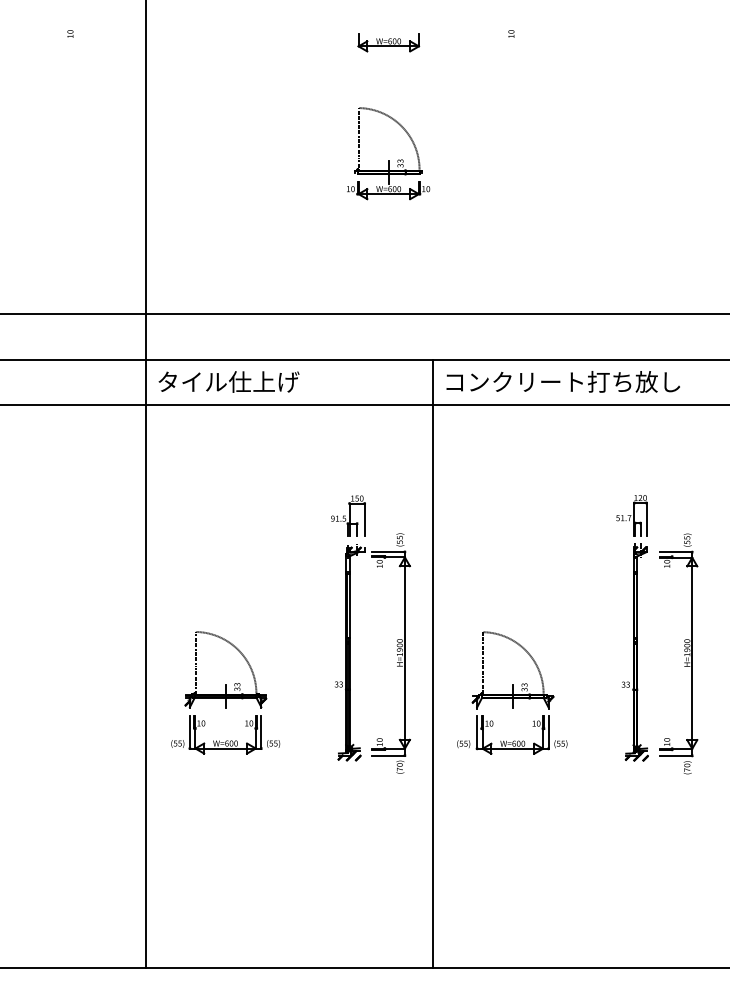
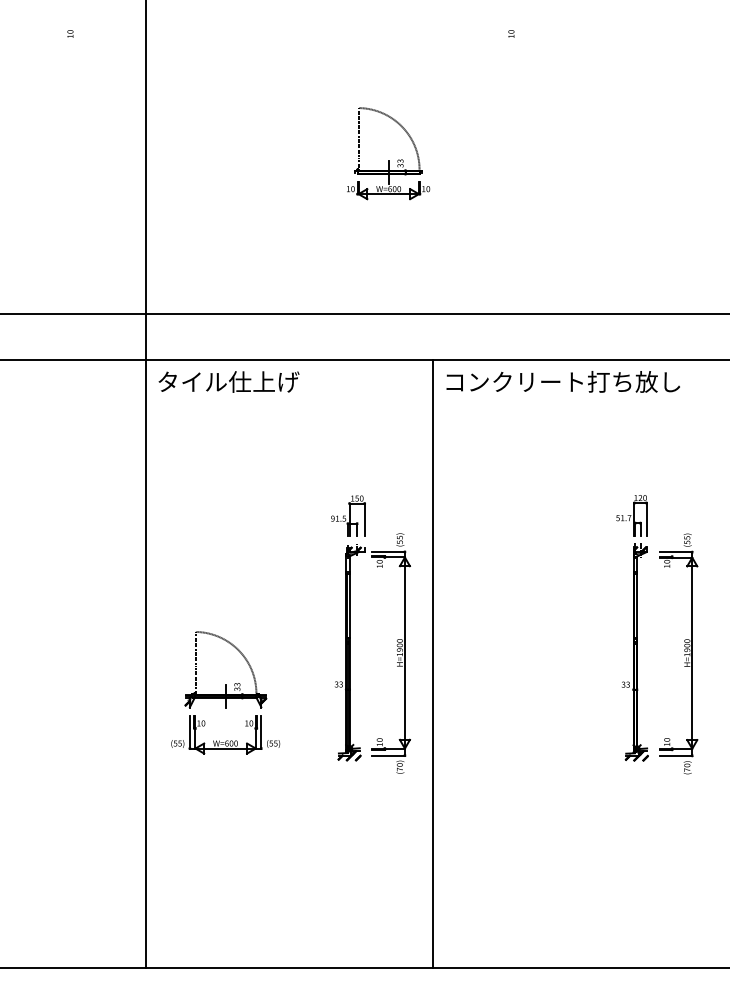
part: present -> none (388, 42)
line: present -> none (364, 404)
part: present -> none (512, 692)
